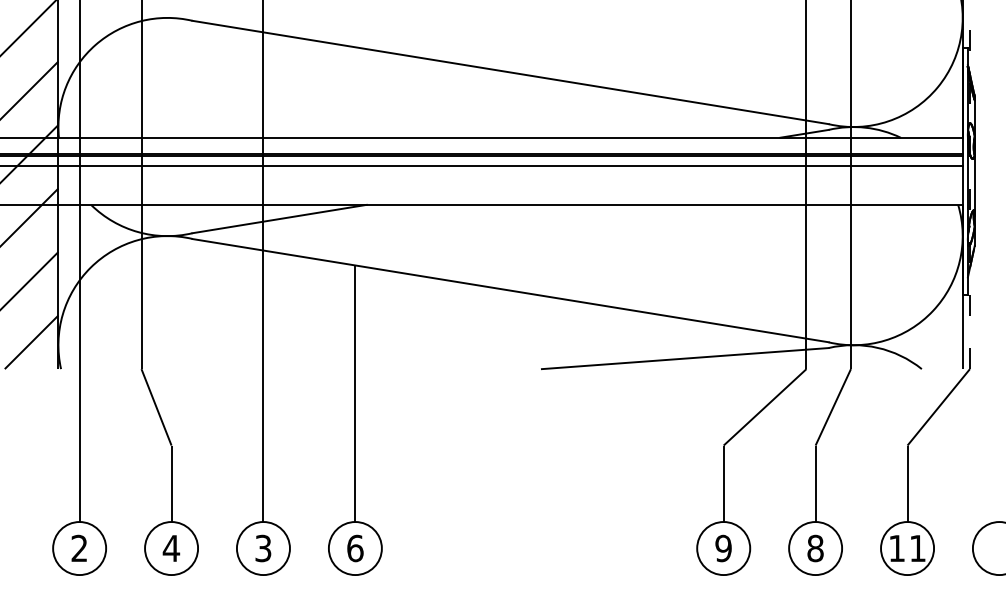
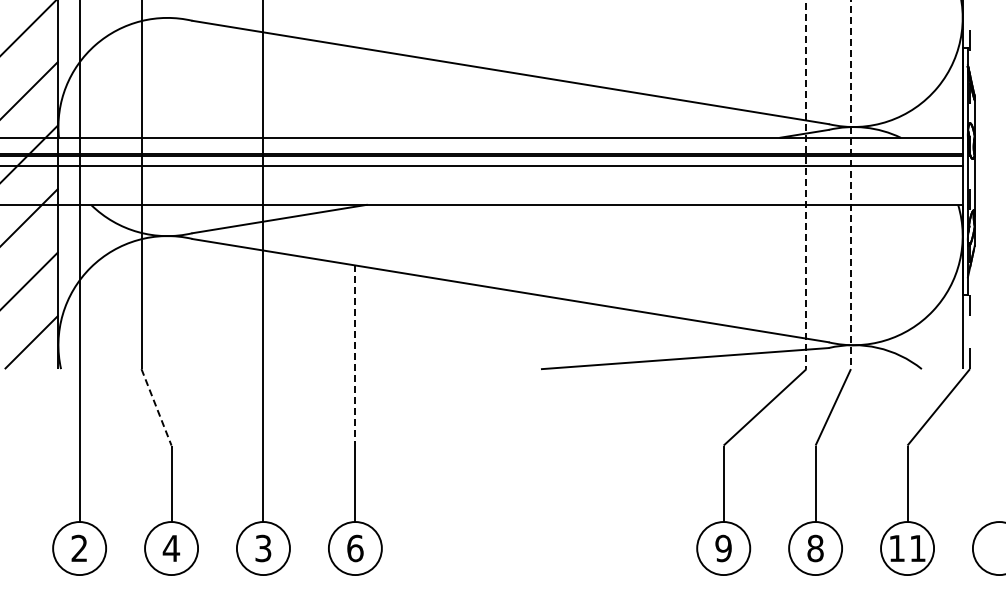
line: solid -> dashed (806, 185)
line: solid -> dashed (850, 185)
line: solid -> dashed (355, 356)
line: solid -> dashed (156, 407)
